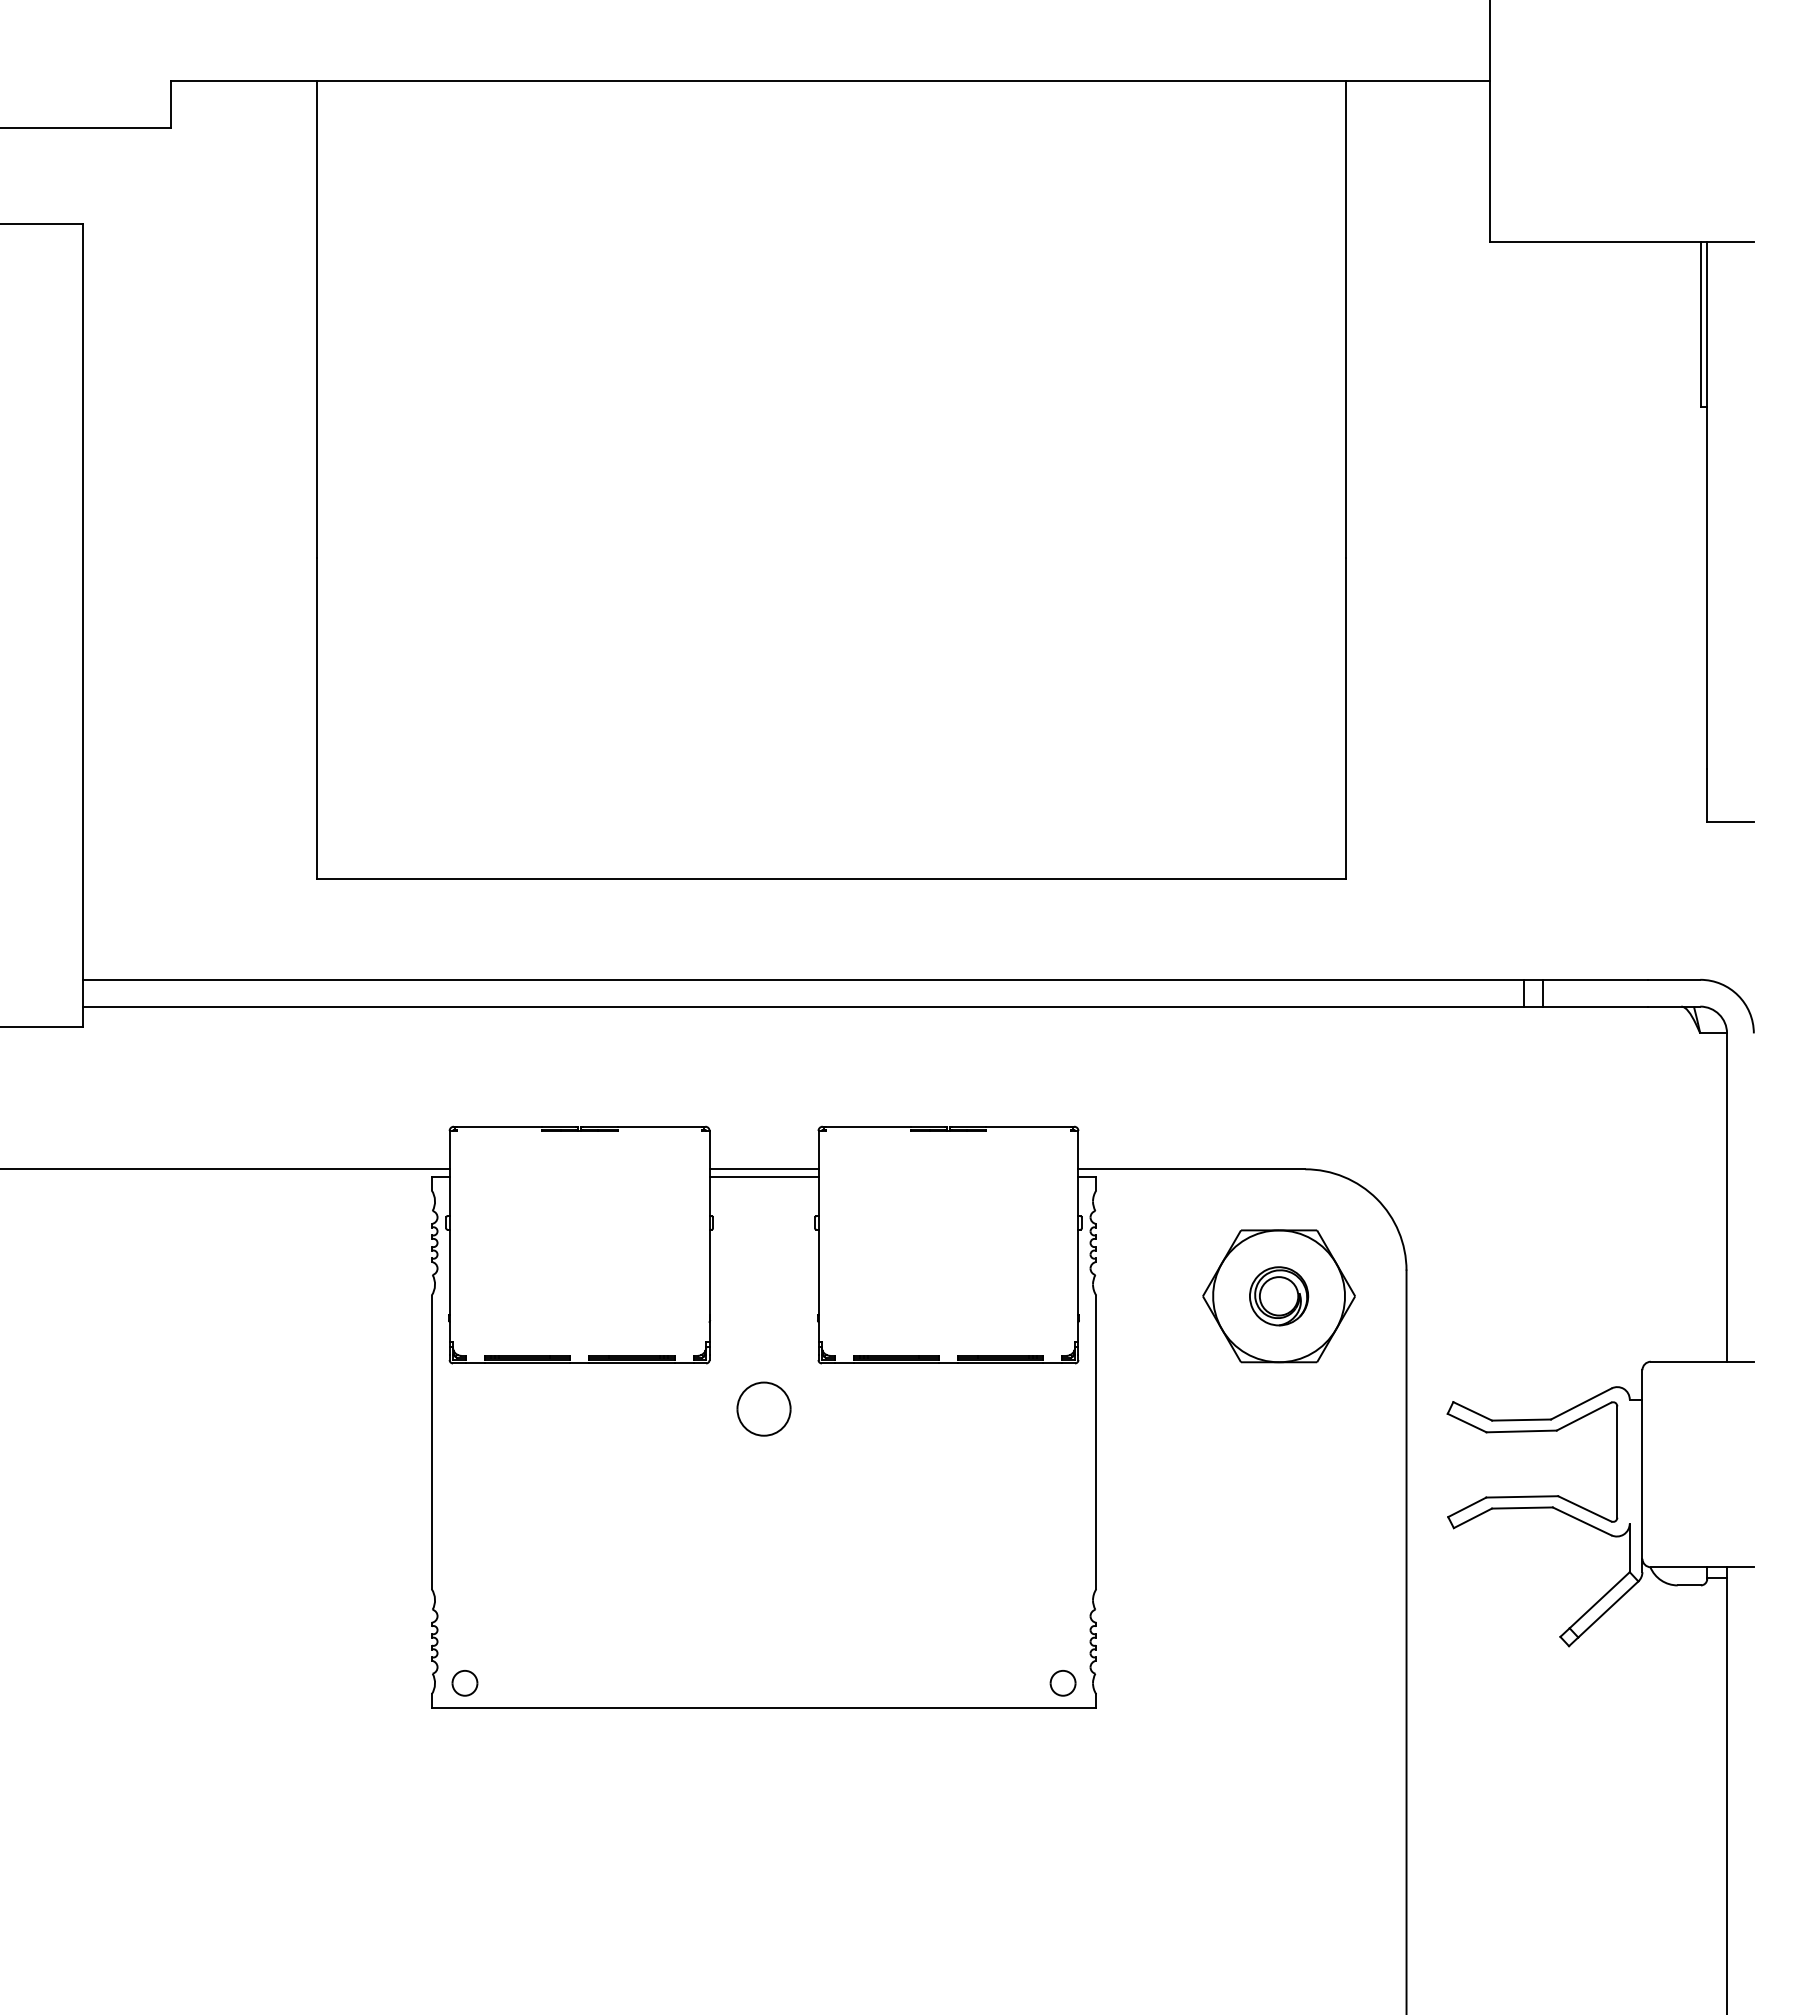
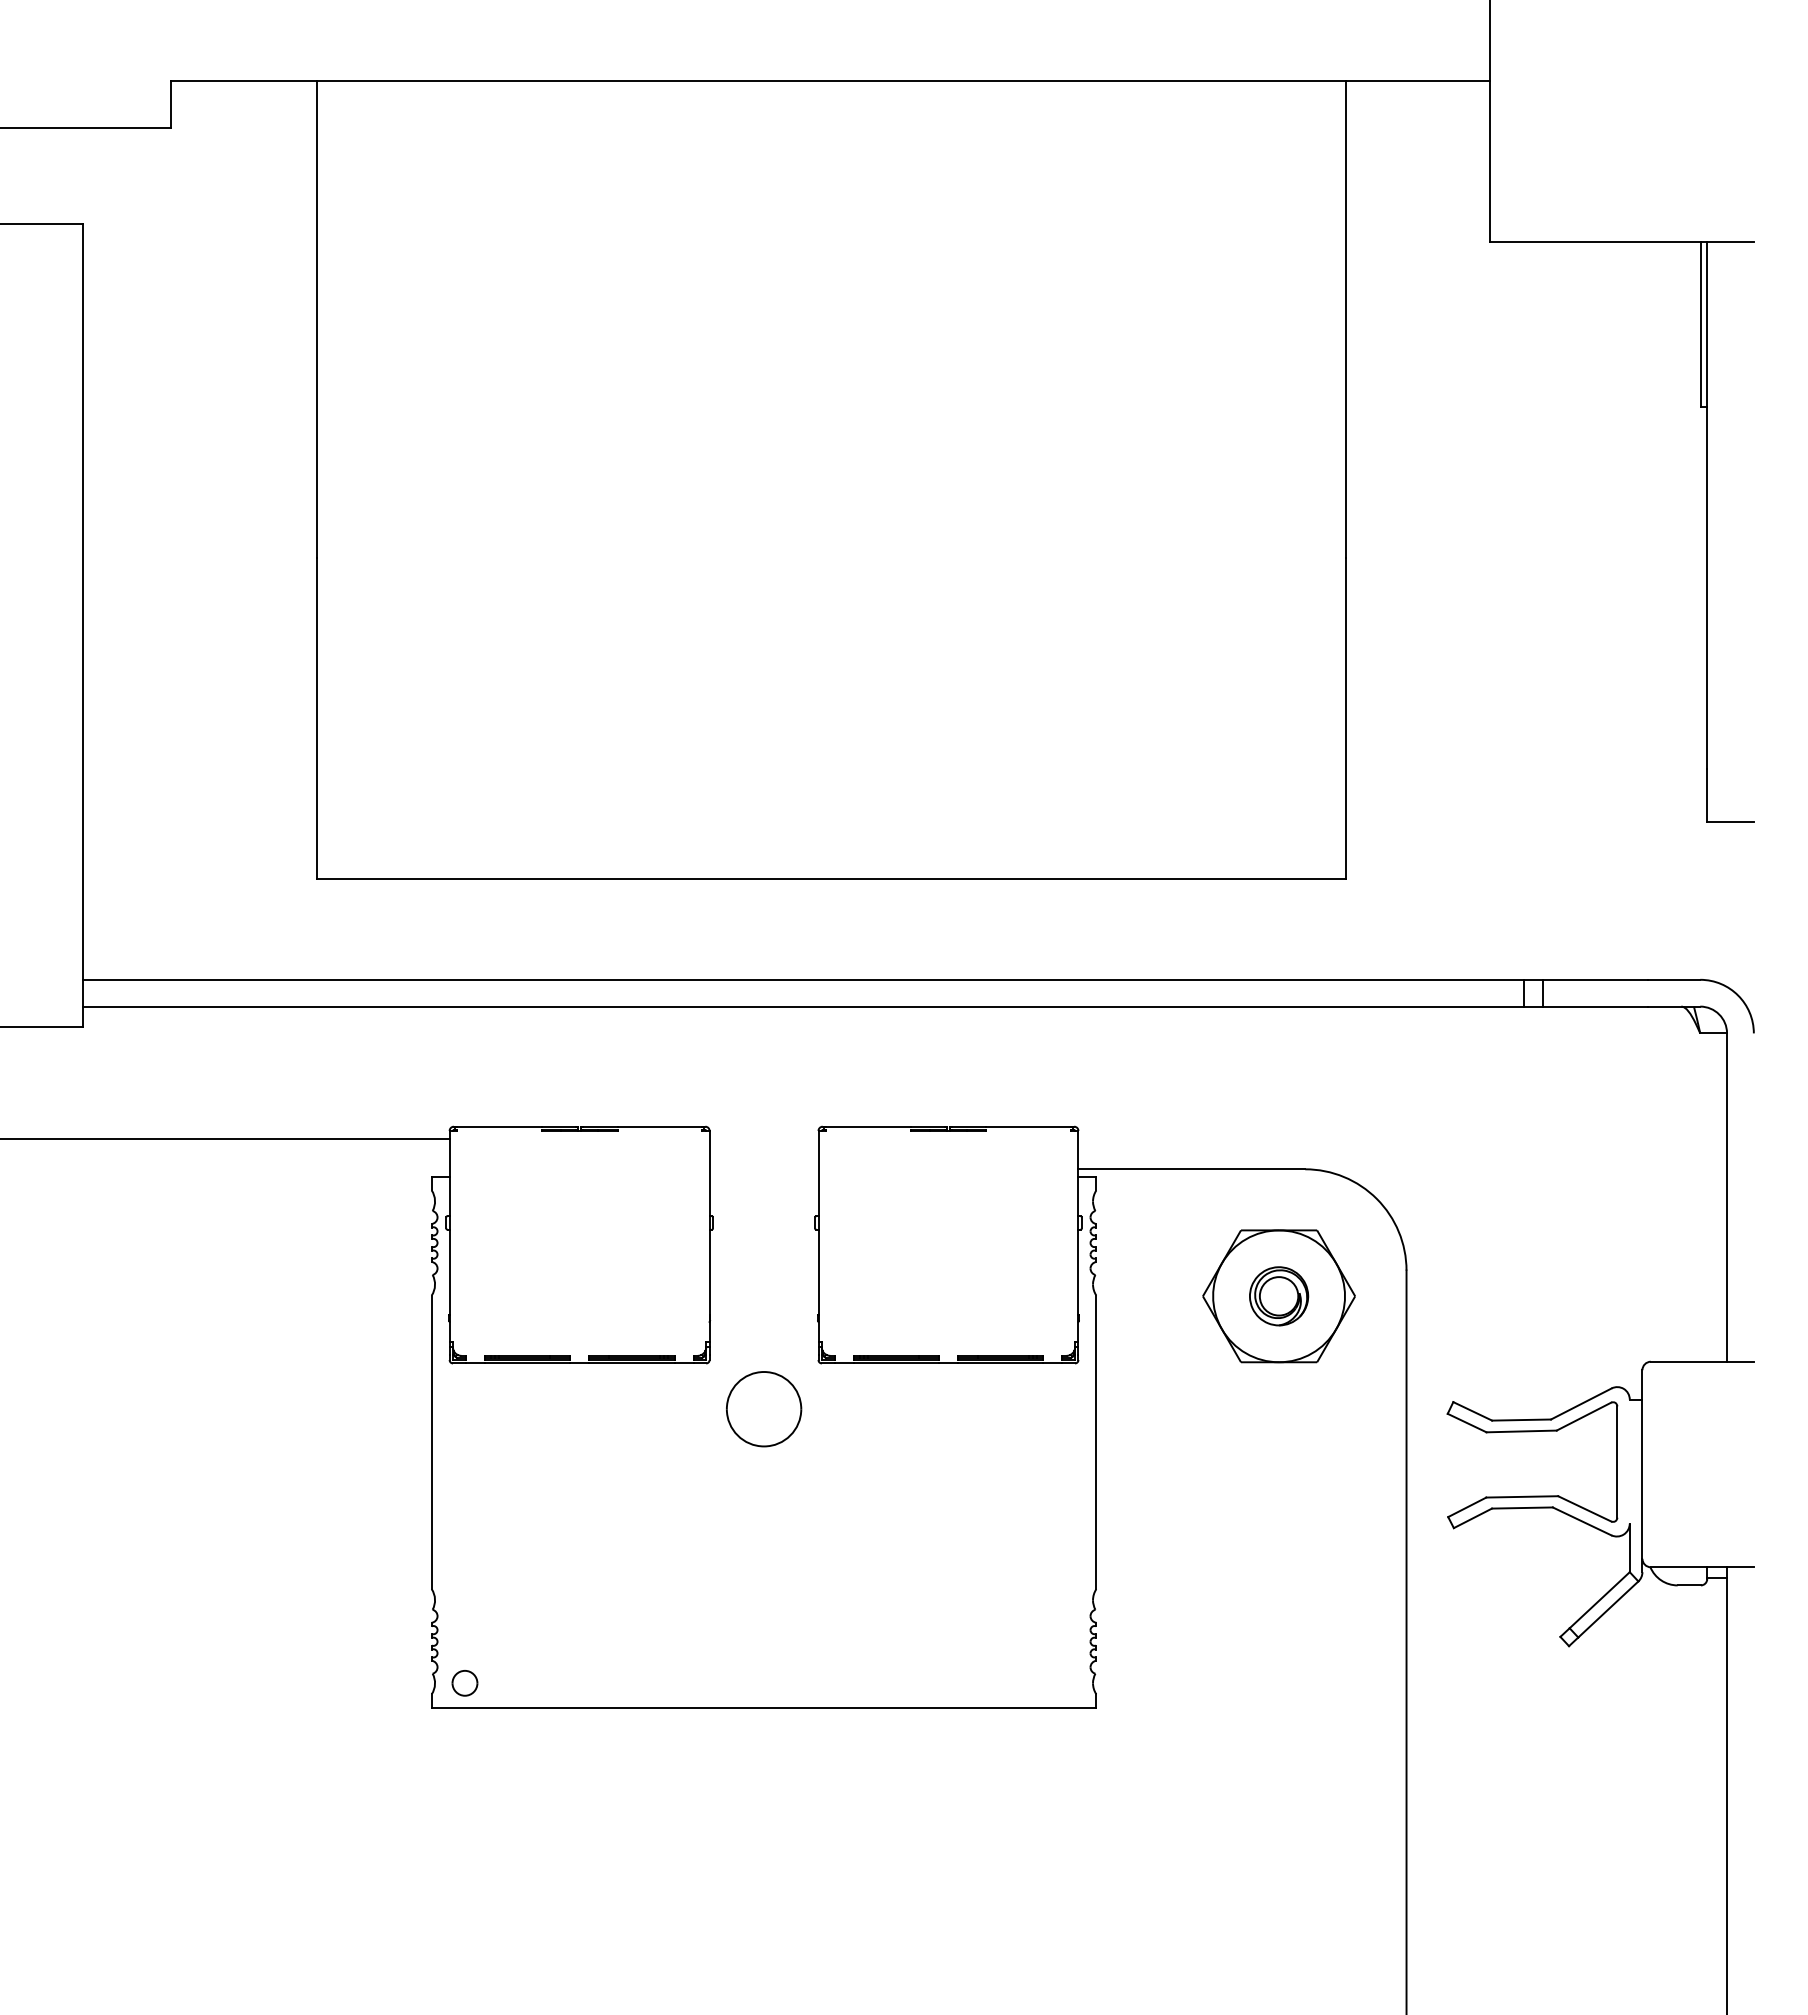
line position: (225, 1169) -> (225, 1139) (225, 1139)
line: present -> none (763, 1169)
line: present -> none (763, 1176)
part size: 56x56 px -> 77x77 px (764, 1409)
part: present -> none (1062, 1683)
